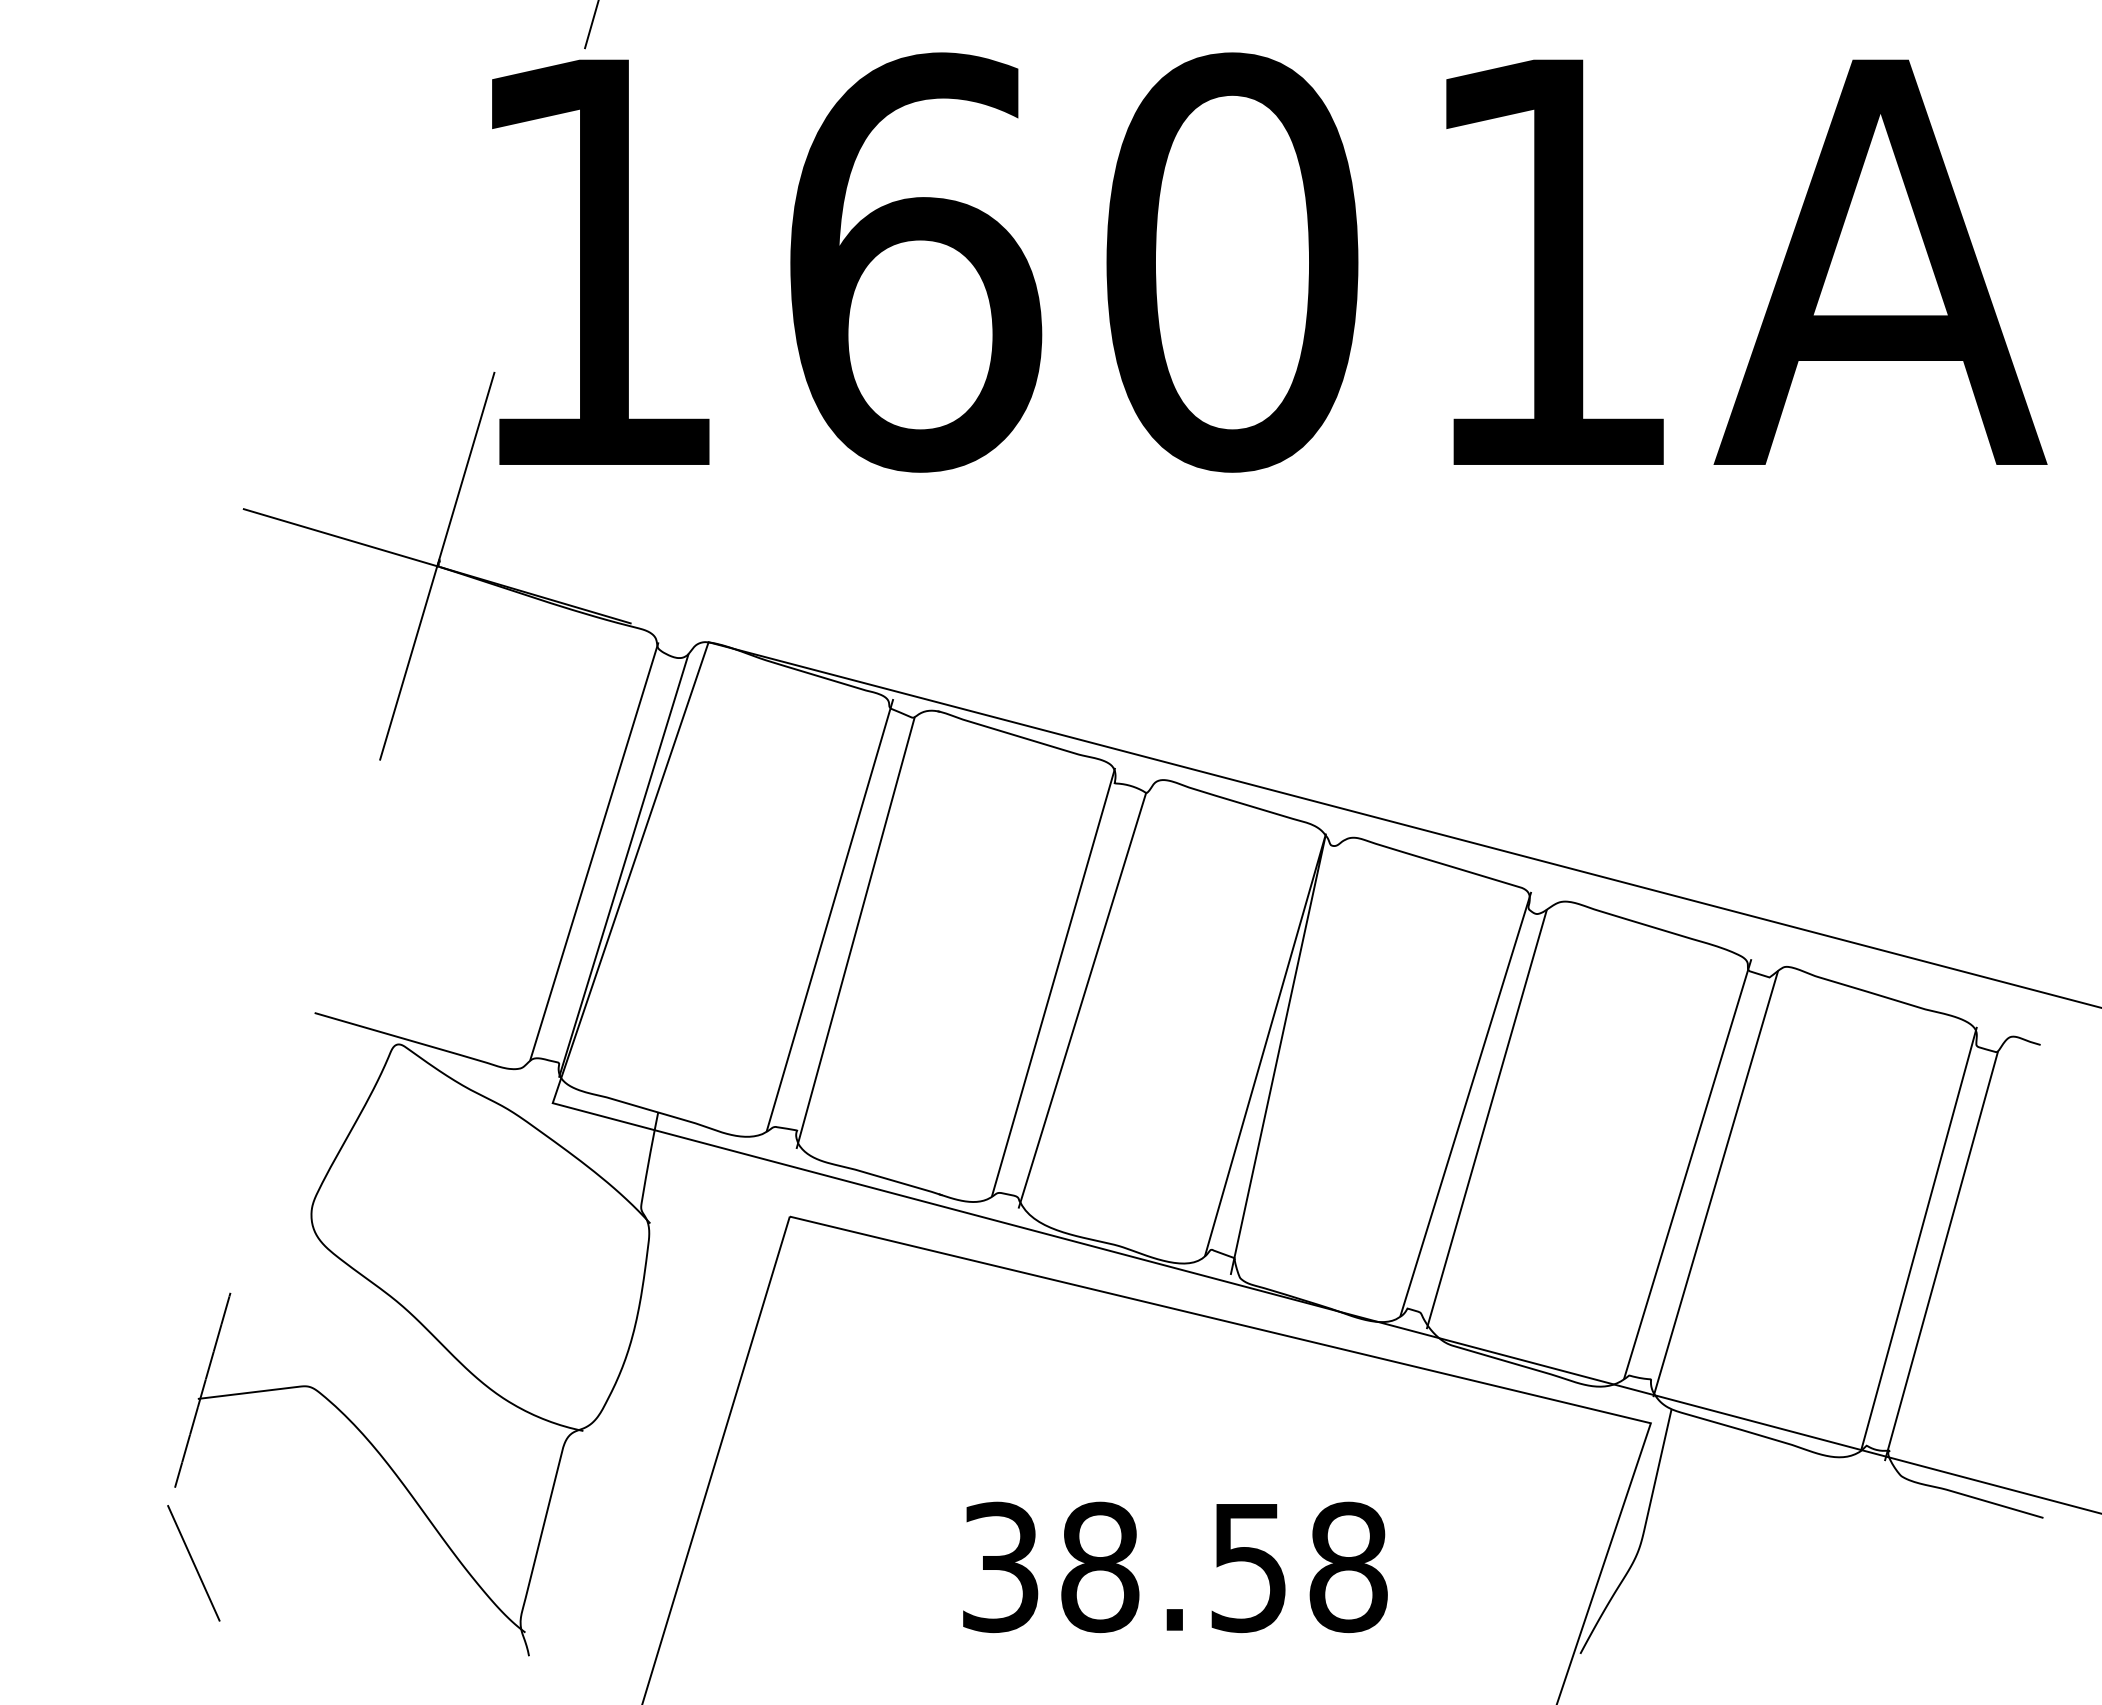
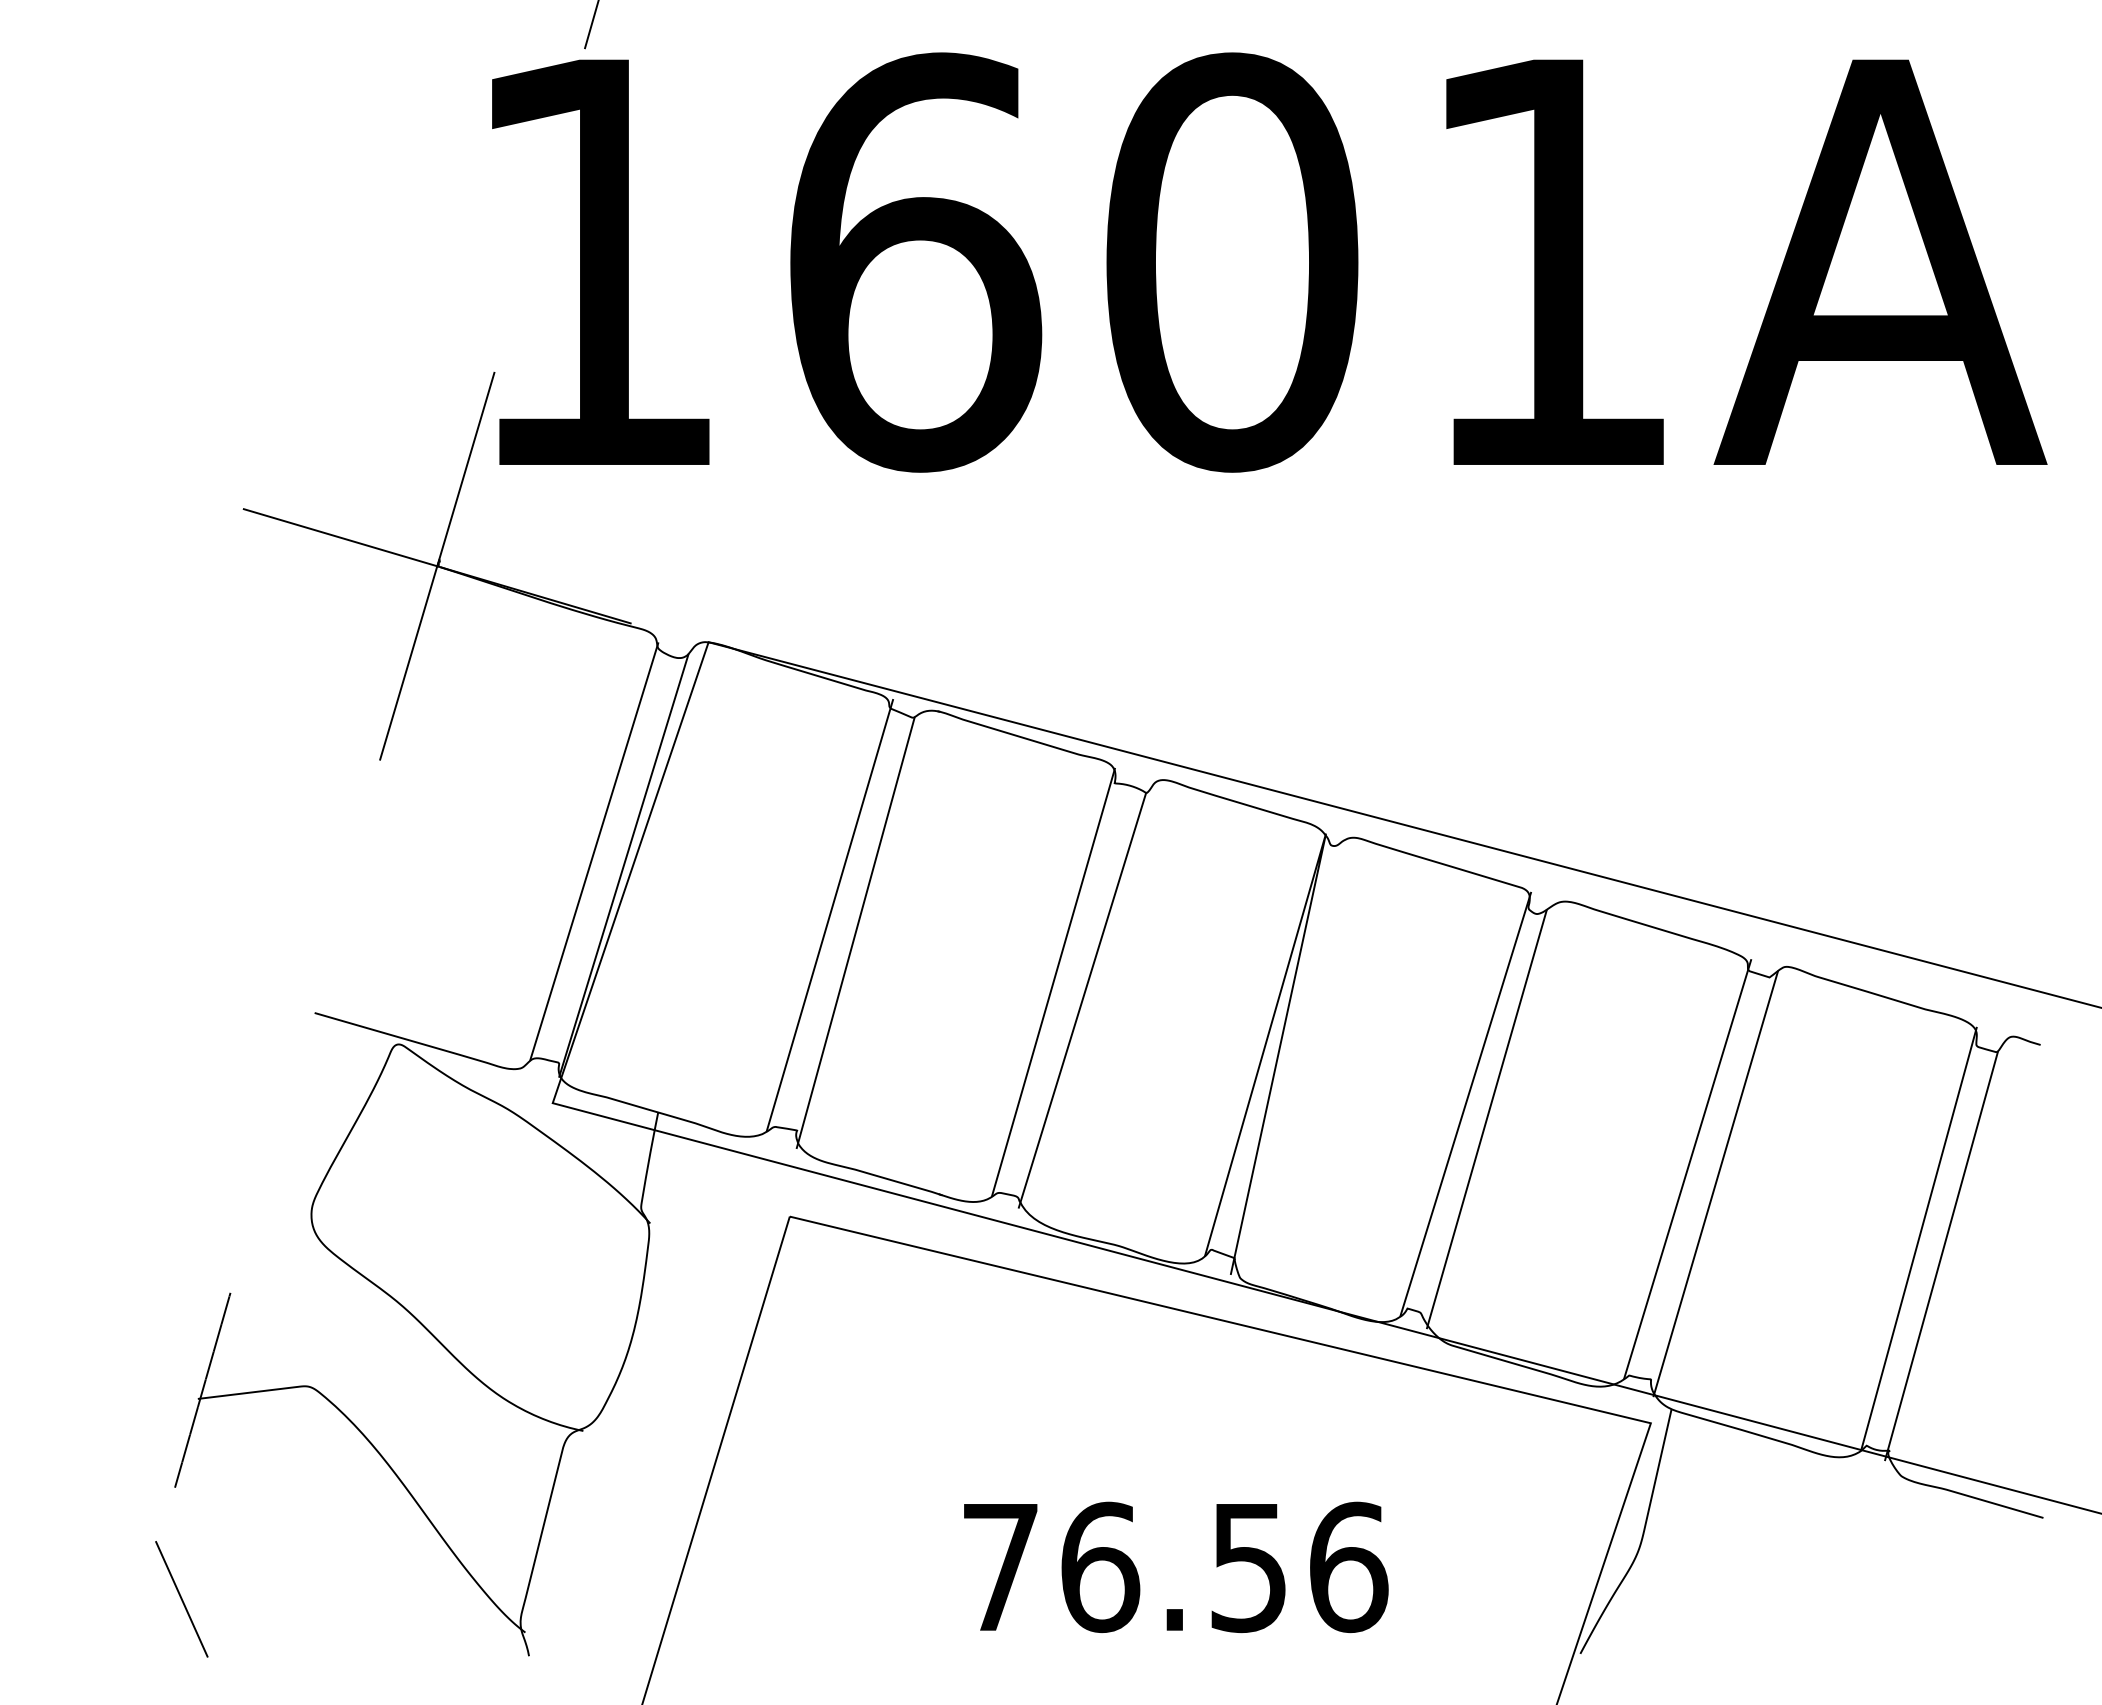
line position: (193, 1563) -> (181, 1599) (181, 1599)
text: 38.58 -> 76.56 (1175, 1567)
